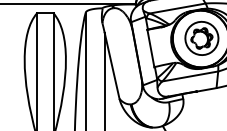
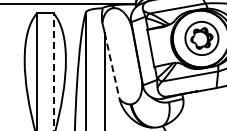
line: solid -> dashed (112, 65)
line: solid -> dashed (53, 71)
